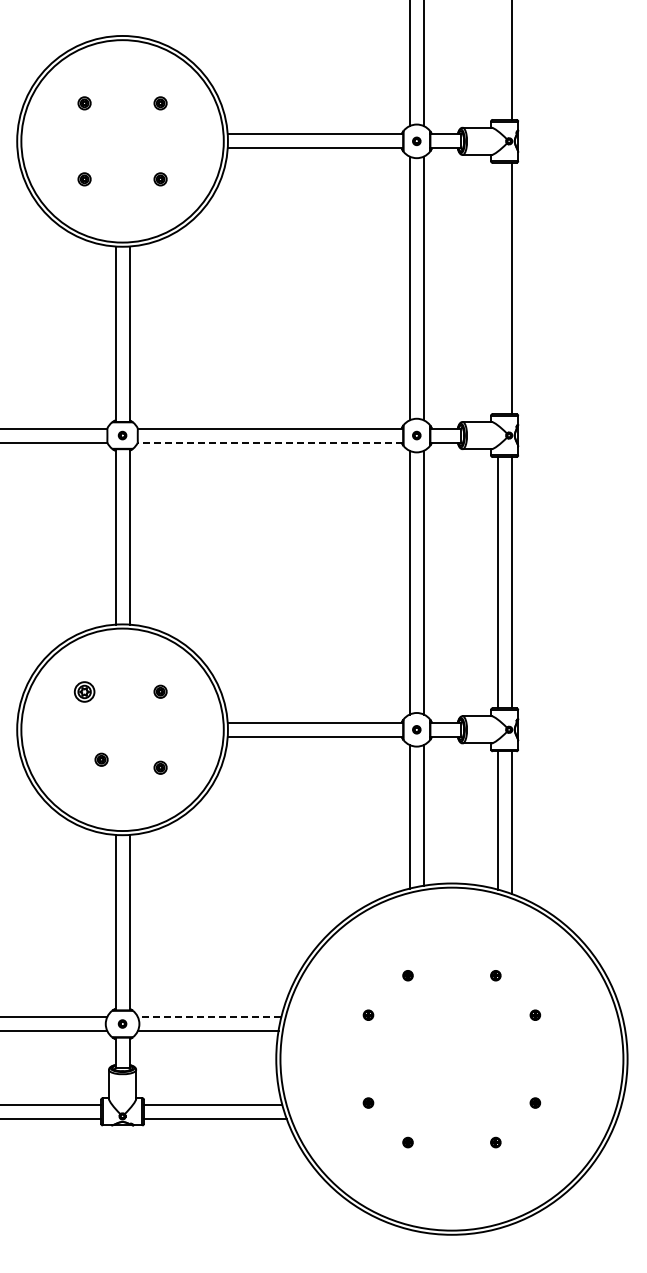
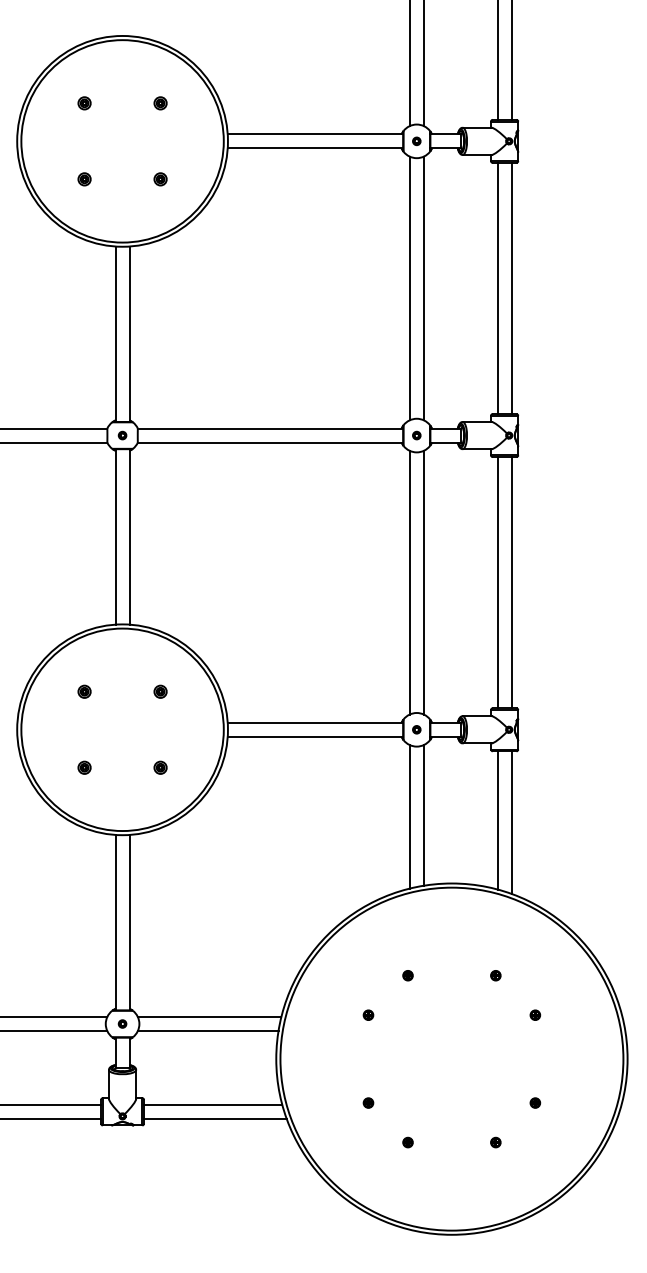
line: none -> present (497, 60)
line: none -> present (497, 288)
line: dashed -> solid (270, 442)
part size: 23x22 px -> 15x15 px (84, 691)
part position: (101, 759) -> (84, 767) (84, 767)
line: dashed -> solid (209, 1017)
